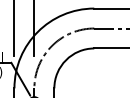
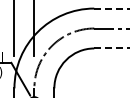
line: solid -> dashed (112, 8)
line: solid -> dashed (112, 48)
